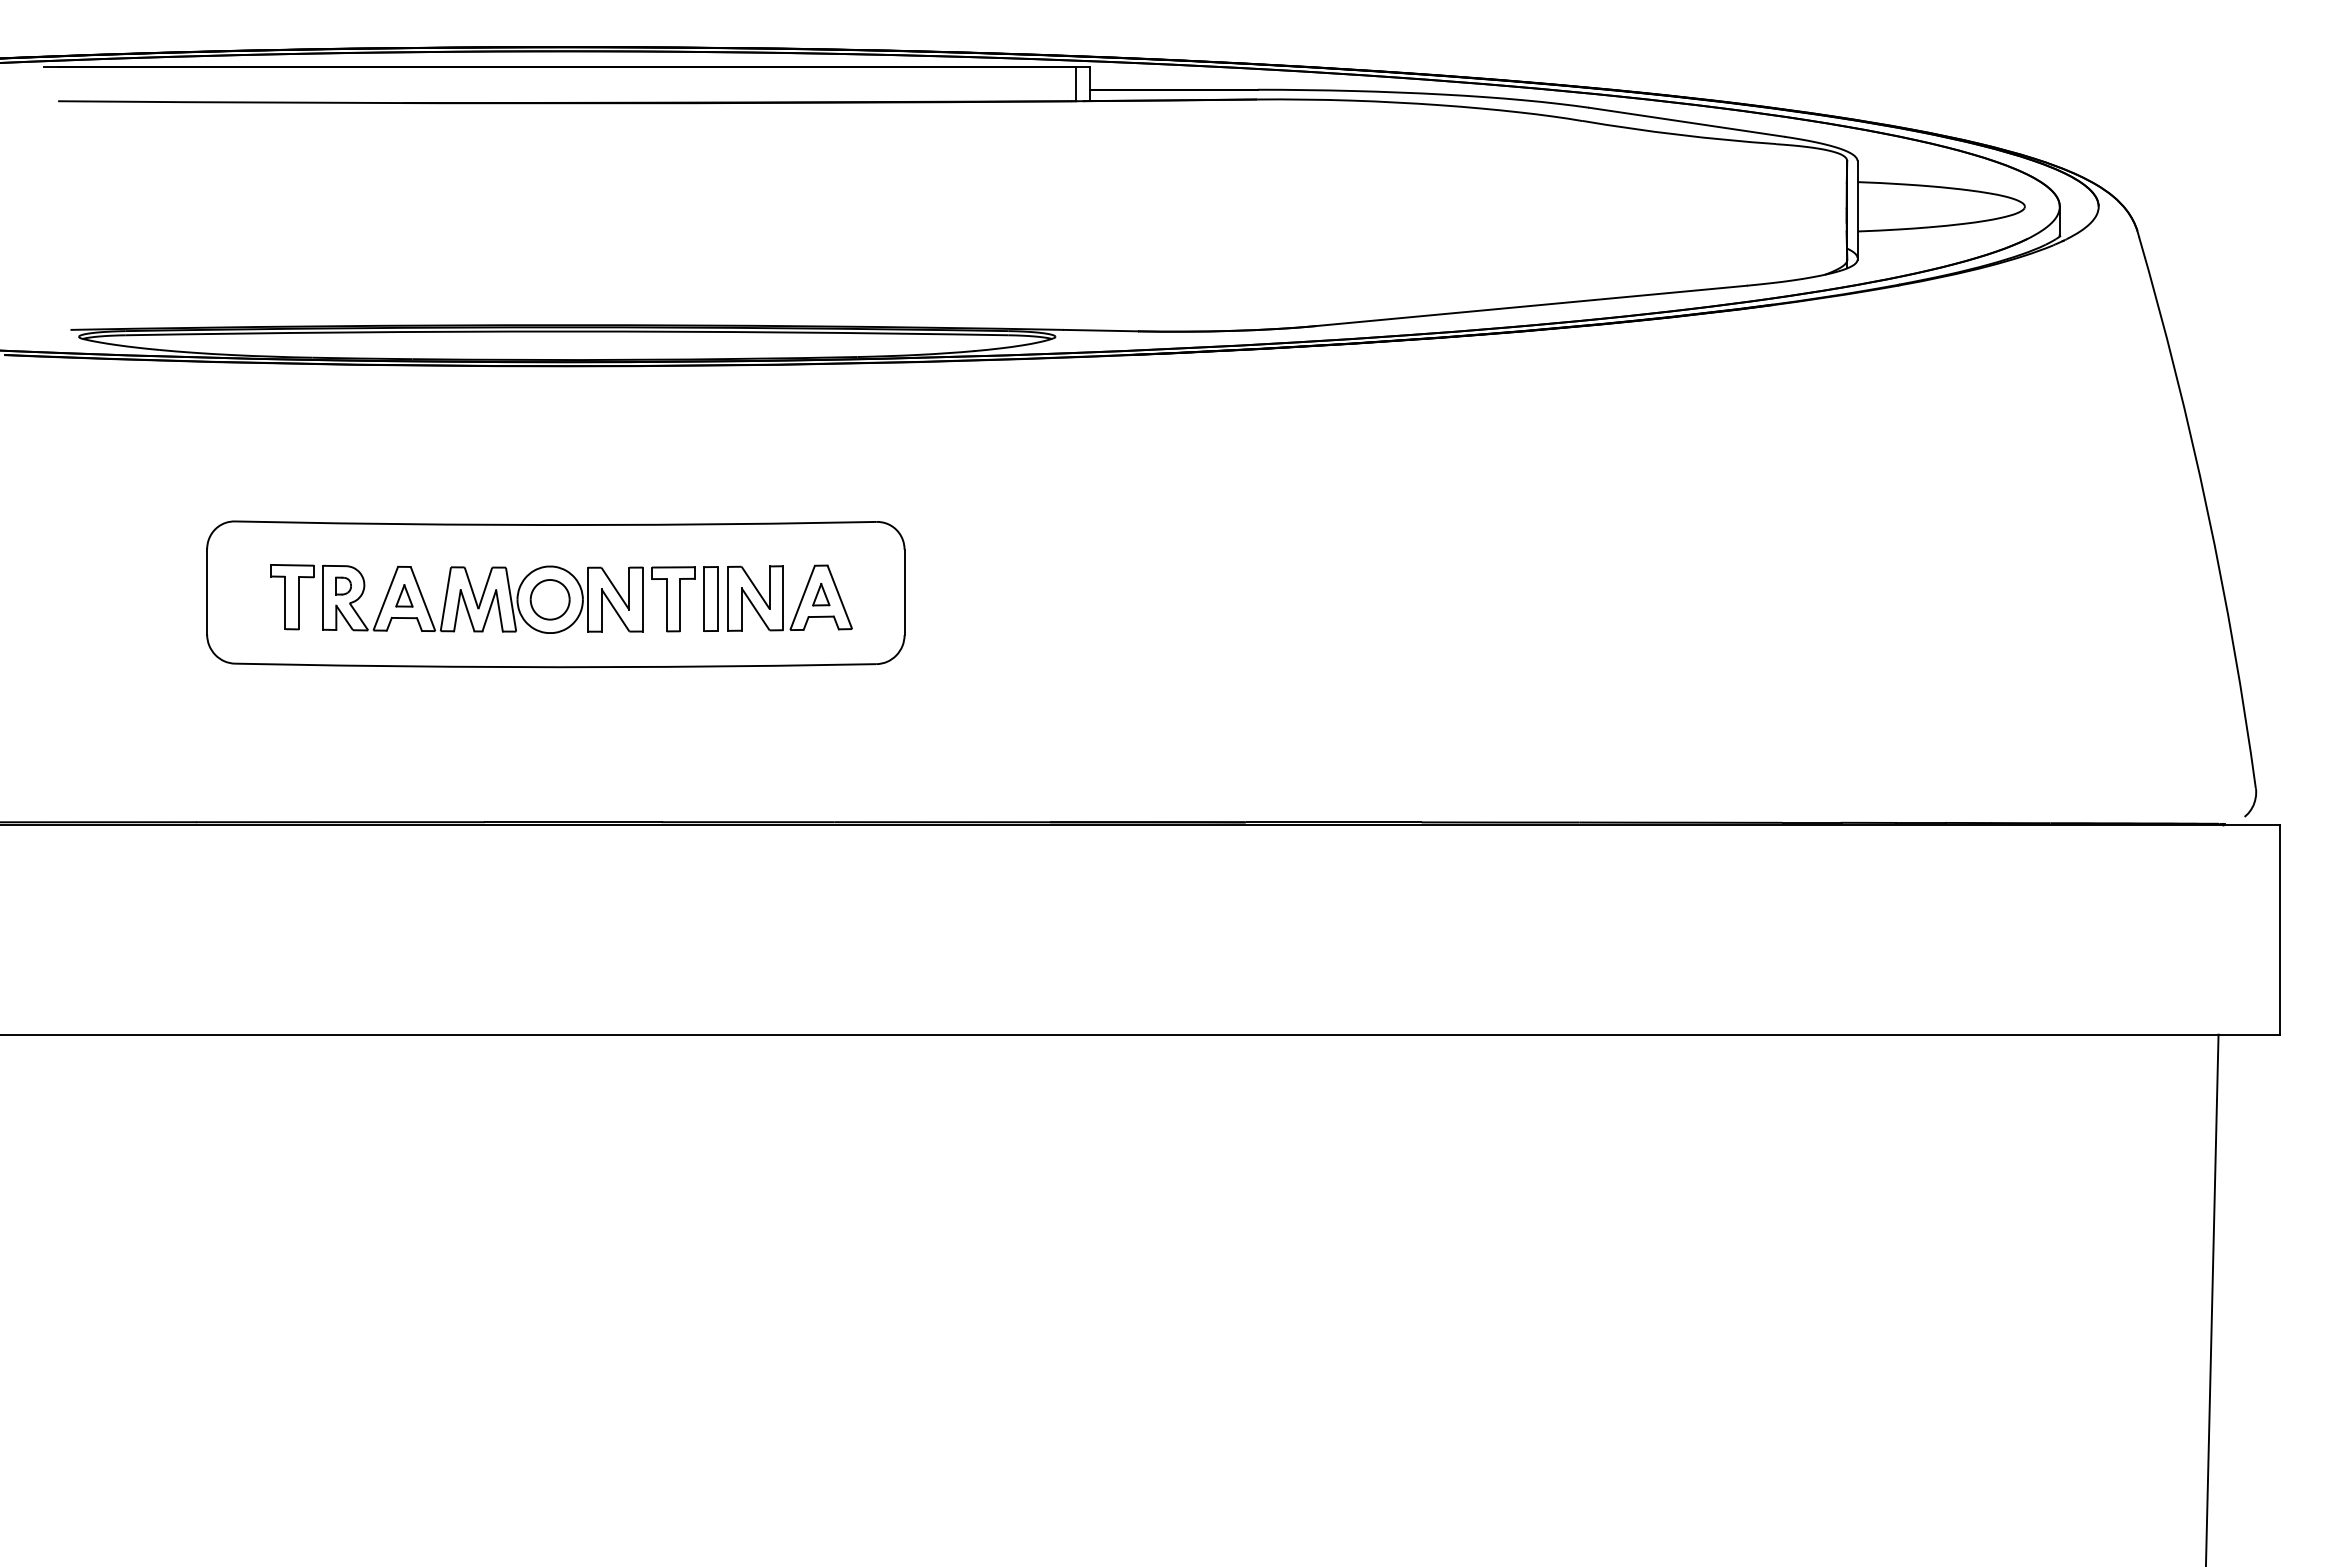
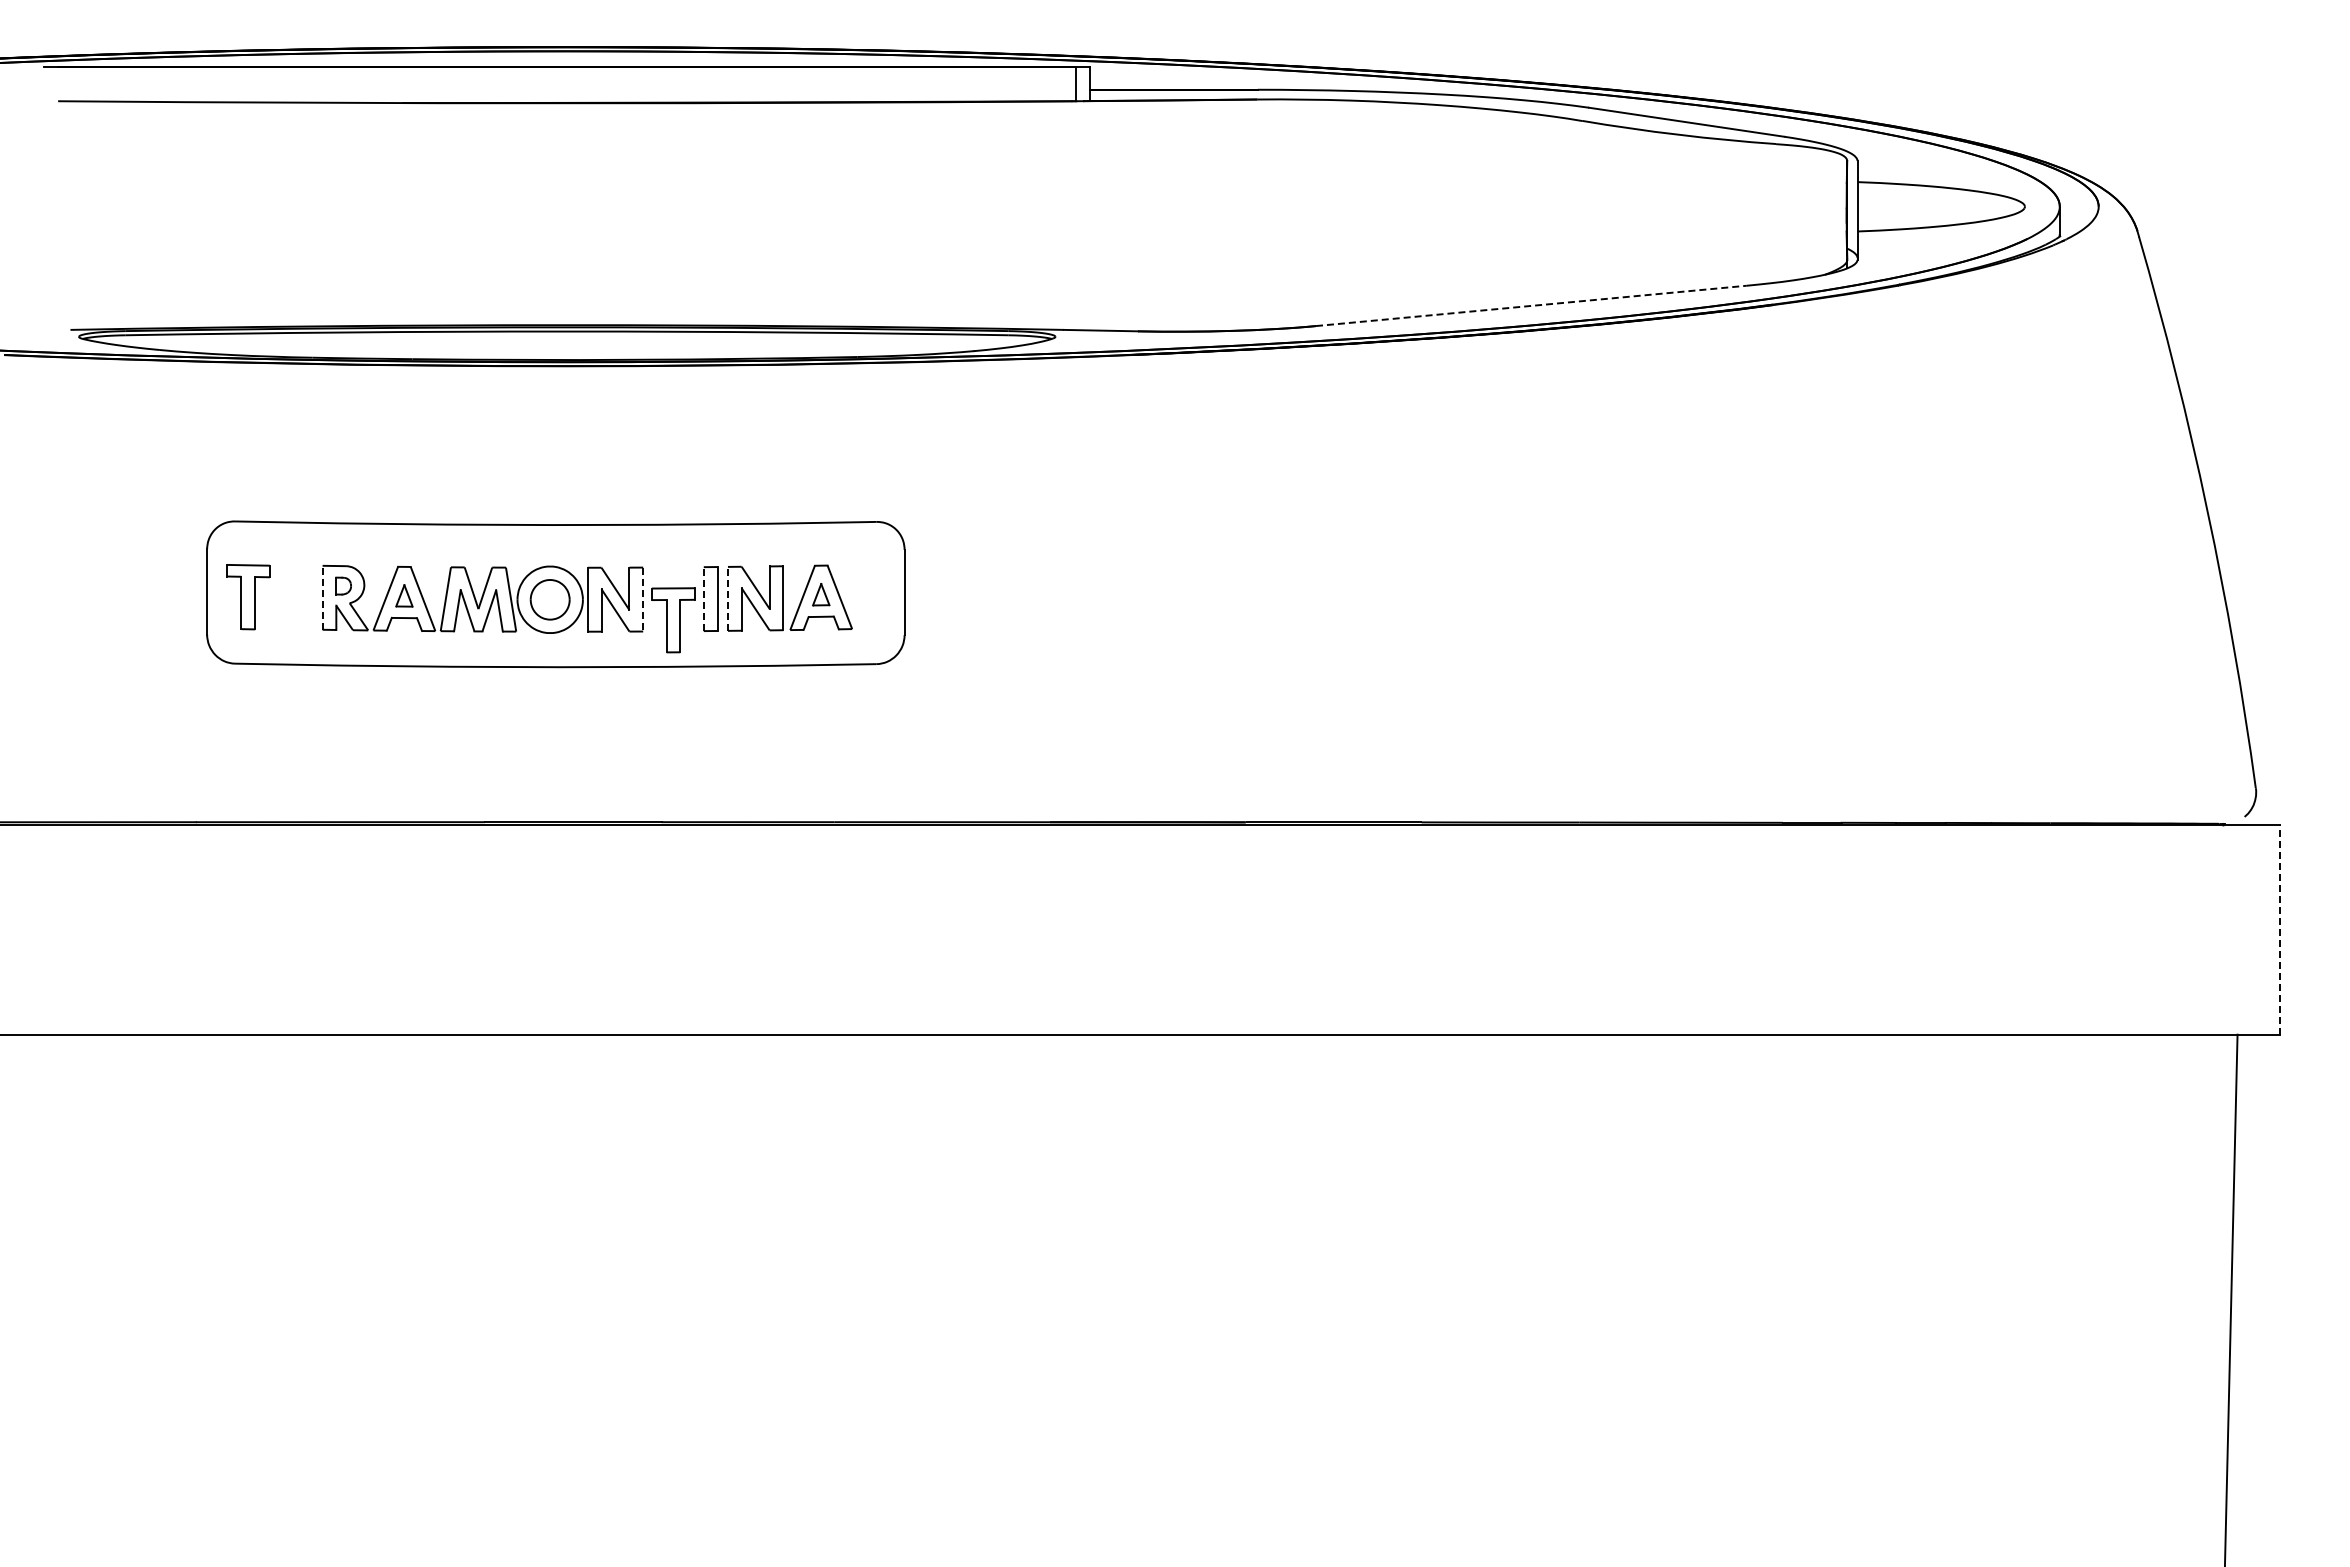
line: solid -> dashed (1531, 305)
part position: (292, 597) -> (248, 597) (248, 597)
line: solid -> dashed (322, 597)
line: solid -> dashed (727, 598)
line: solid -> dashed (643, 599)
part position: (673, 599) -> (673, 620) (673, 620)
line: solid -> dashed (703, 599)
line: solid -> dashed (2279, 930)
line position: (2212, 1298) -> (2231, 1298) (2231, 1298)
